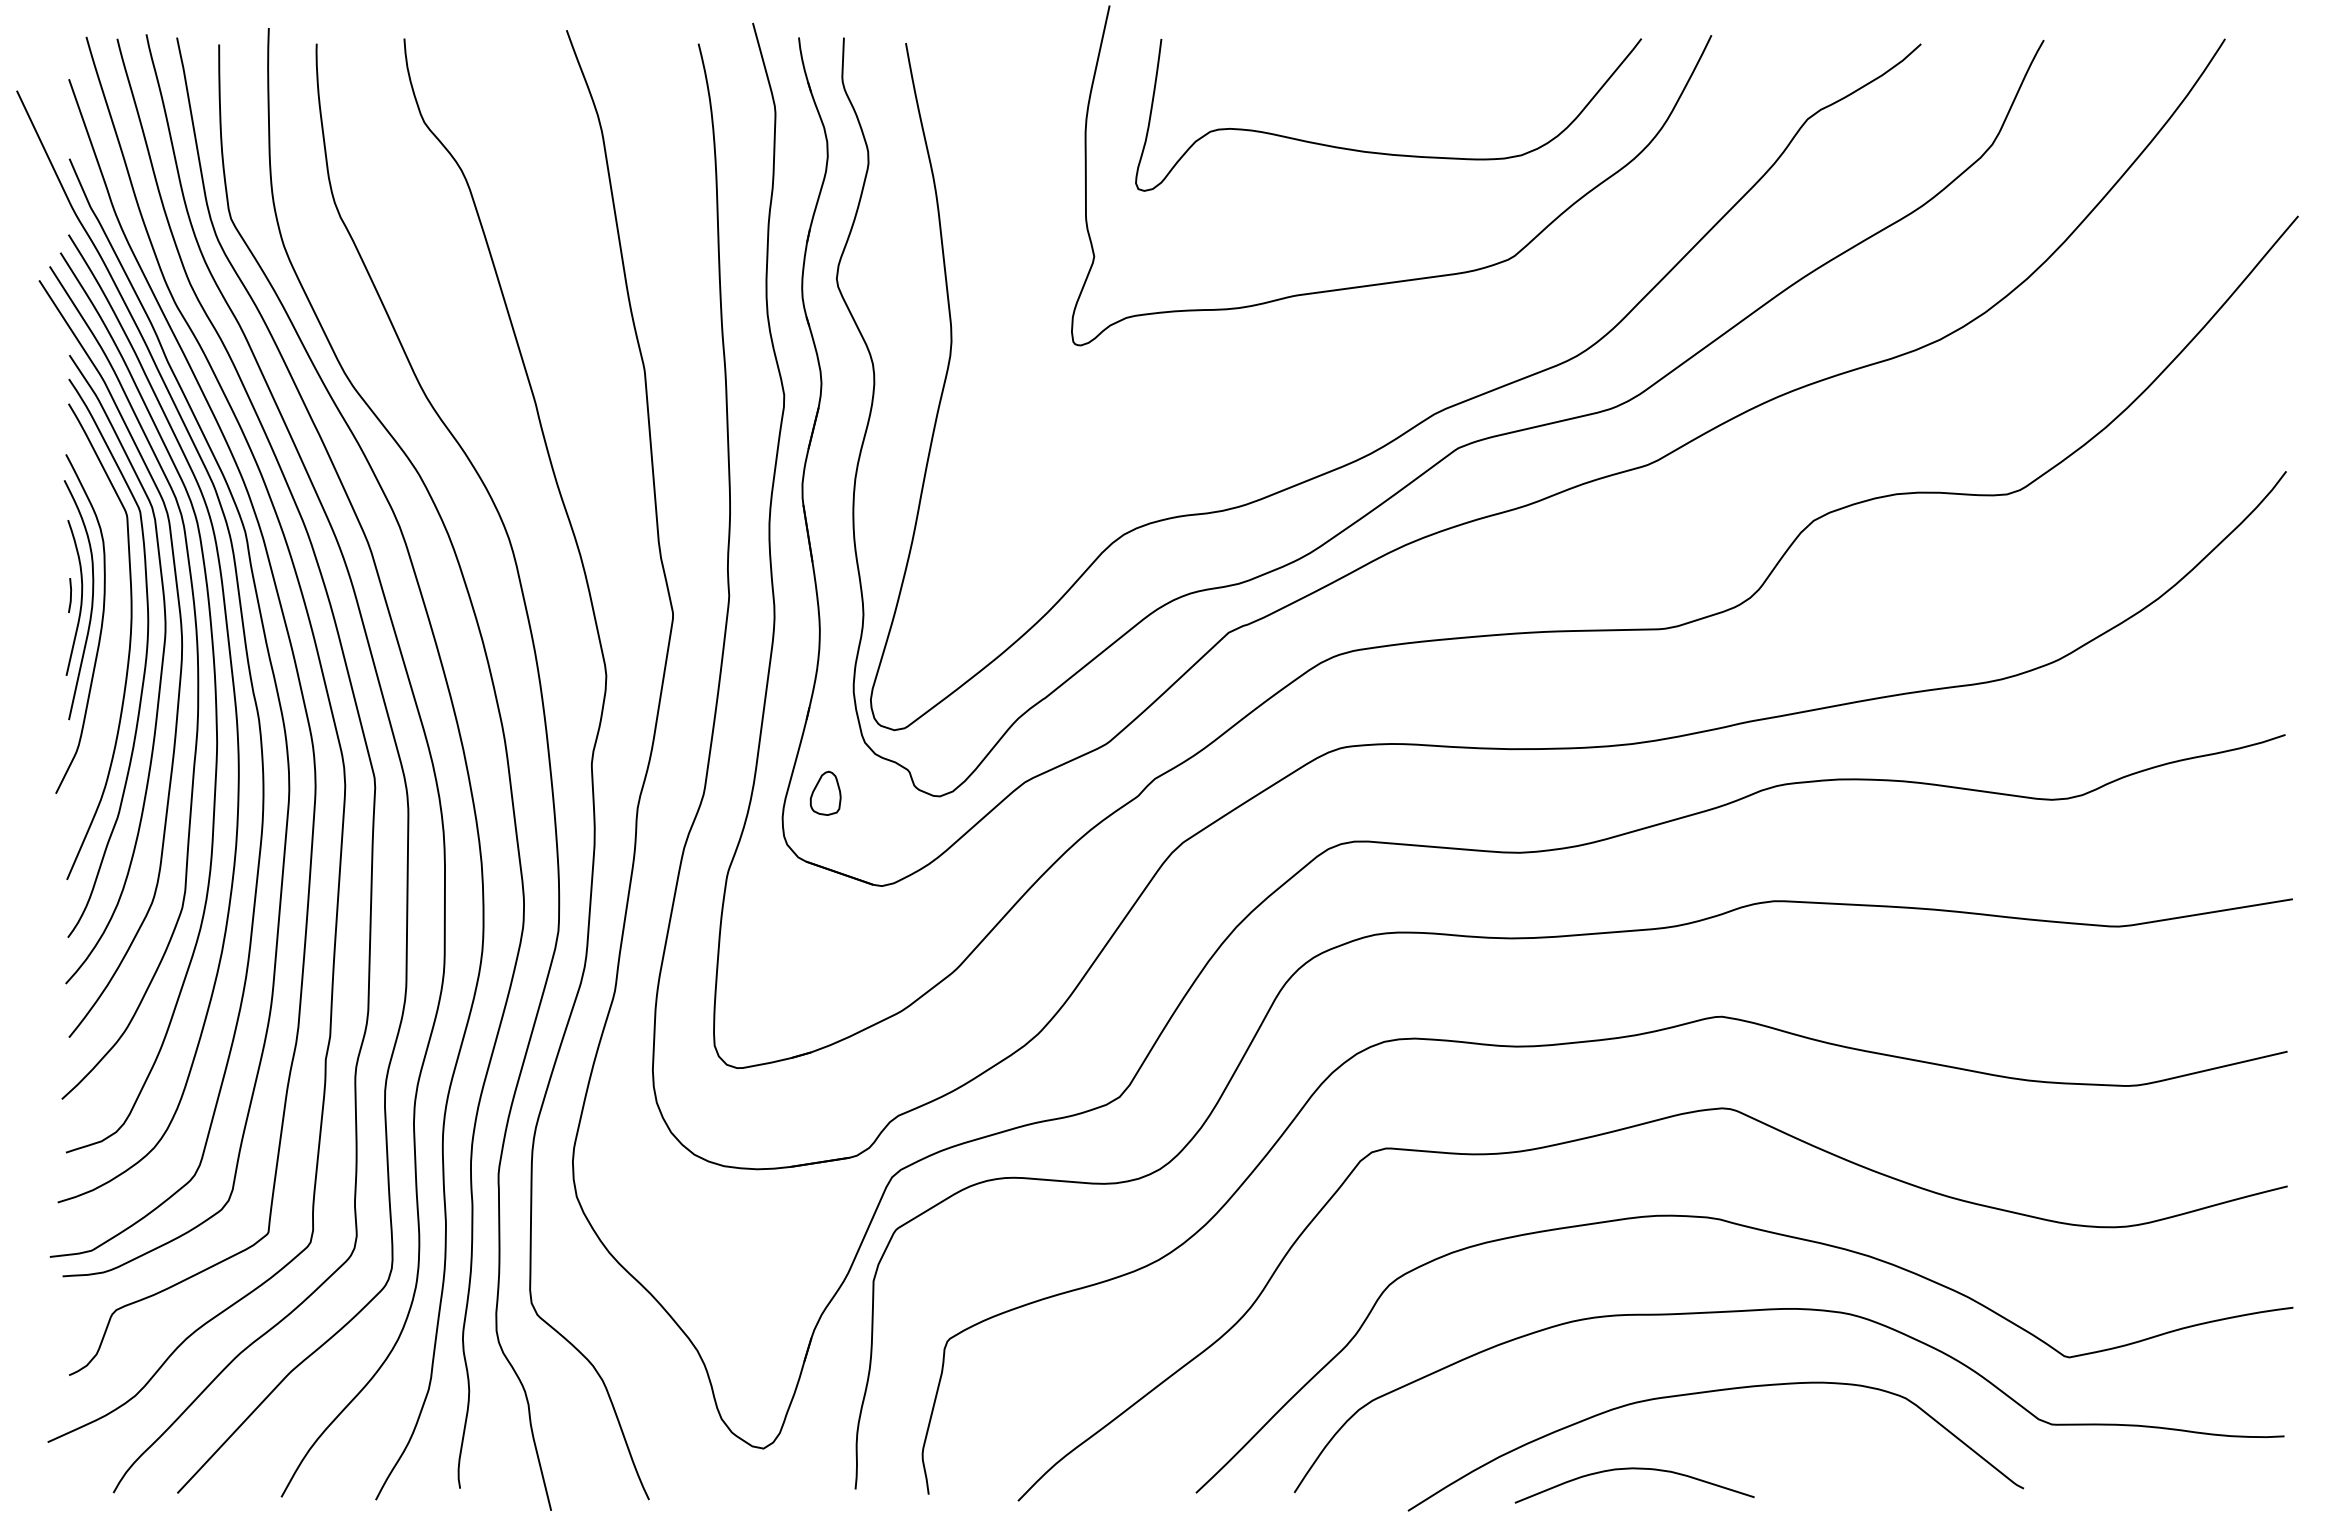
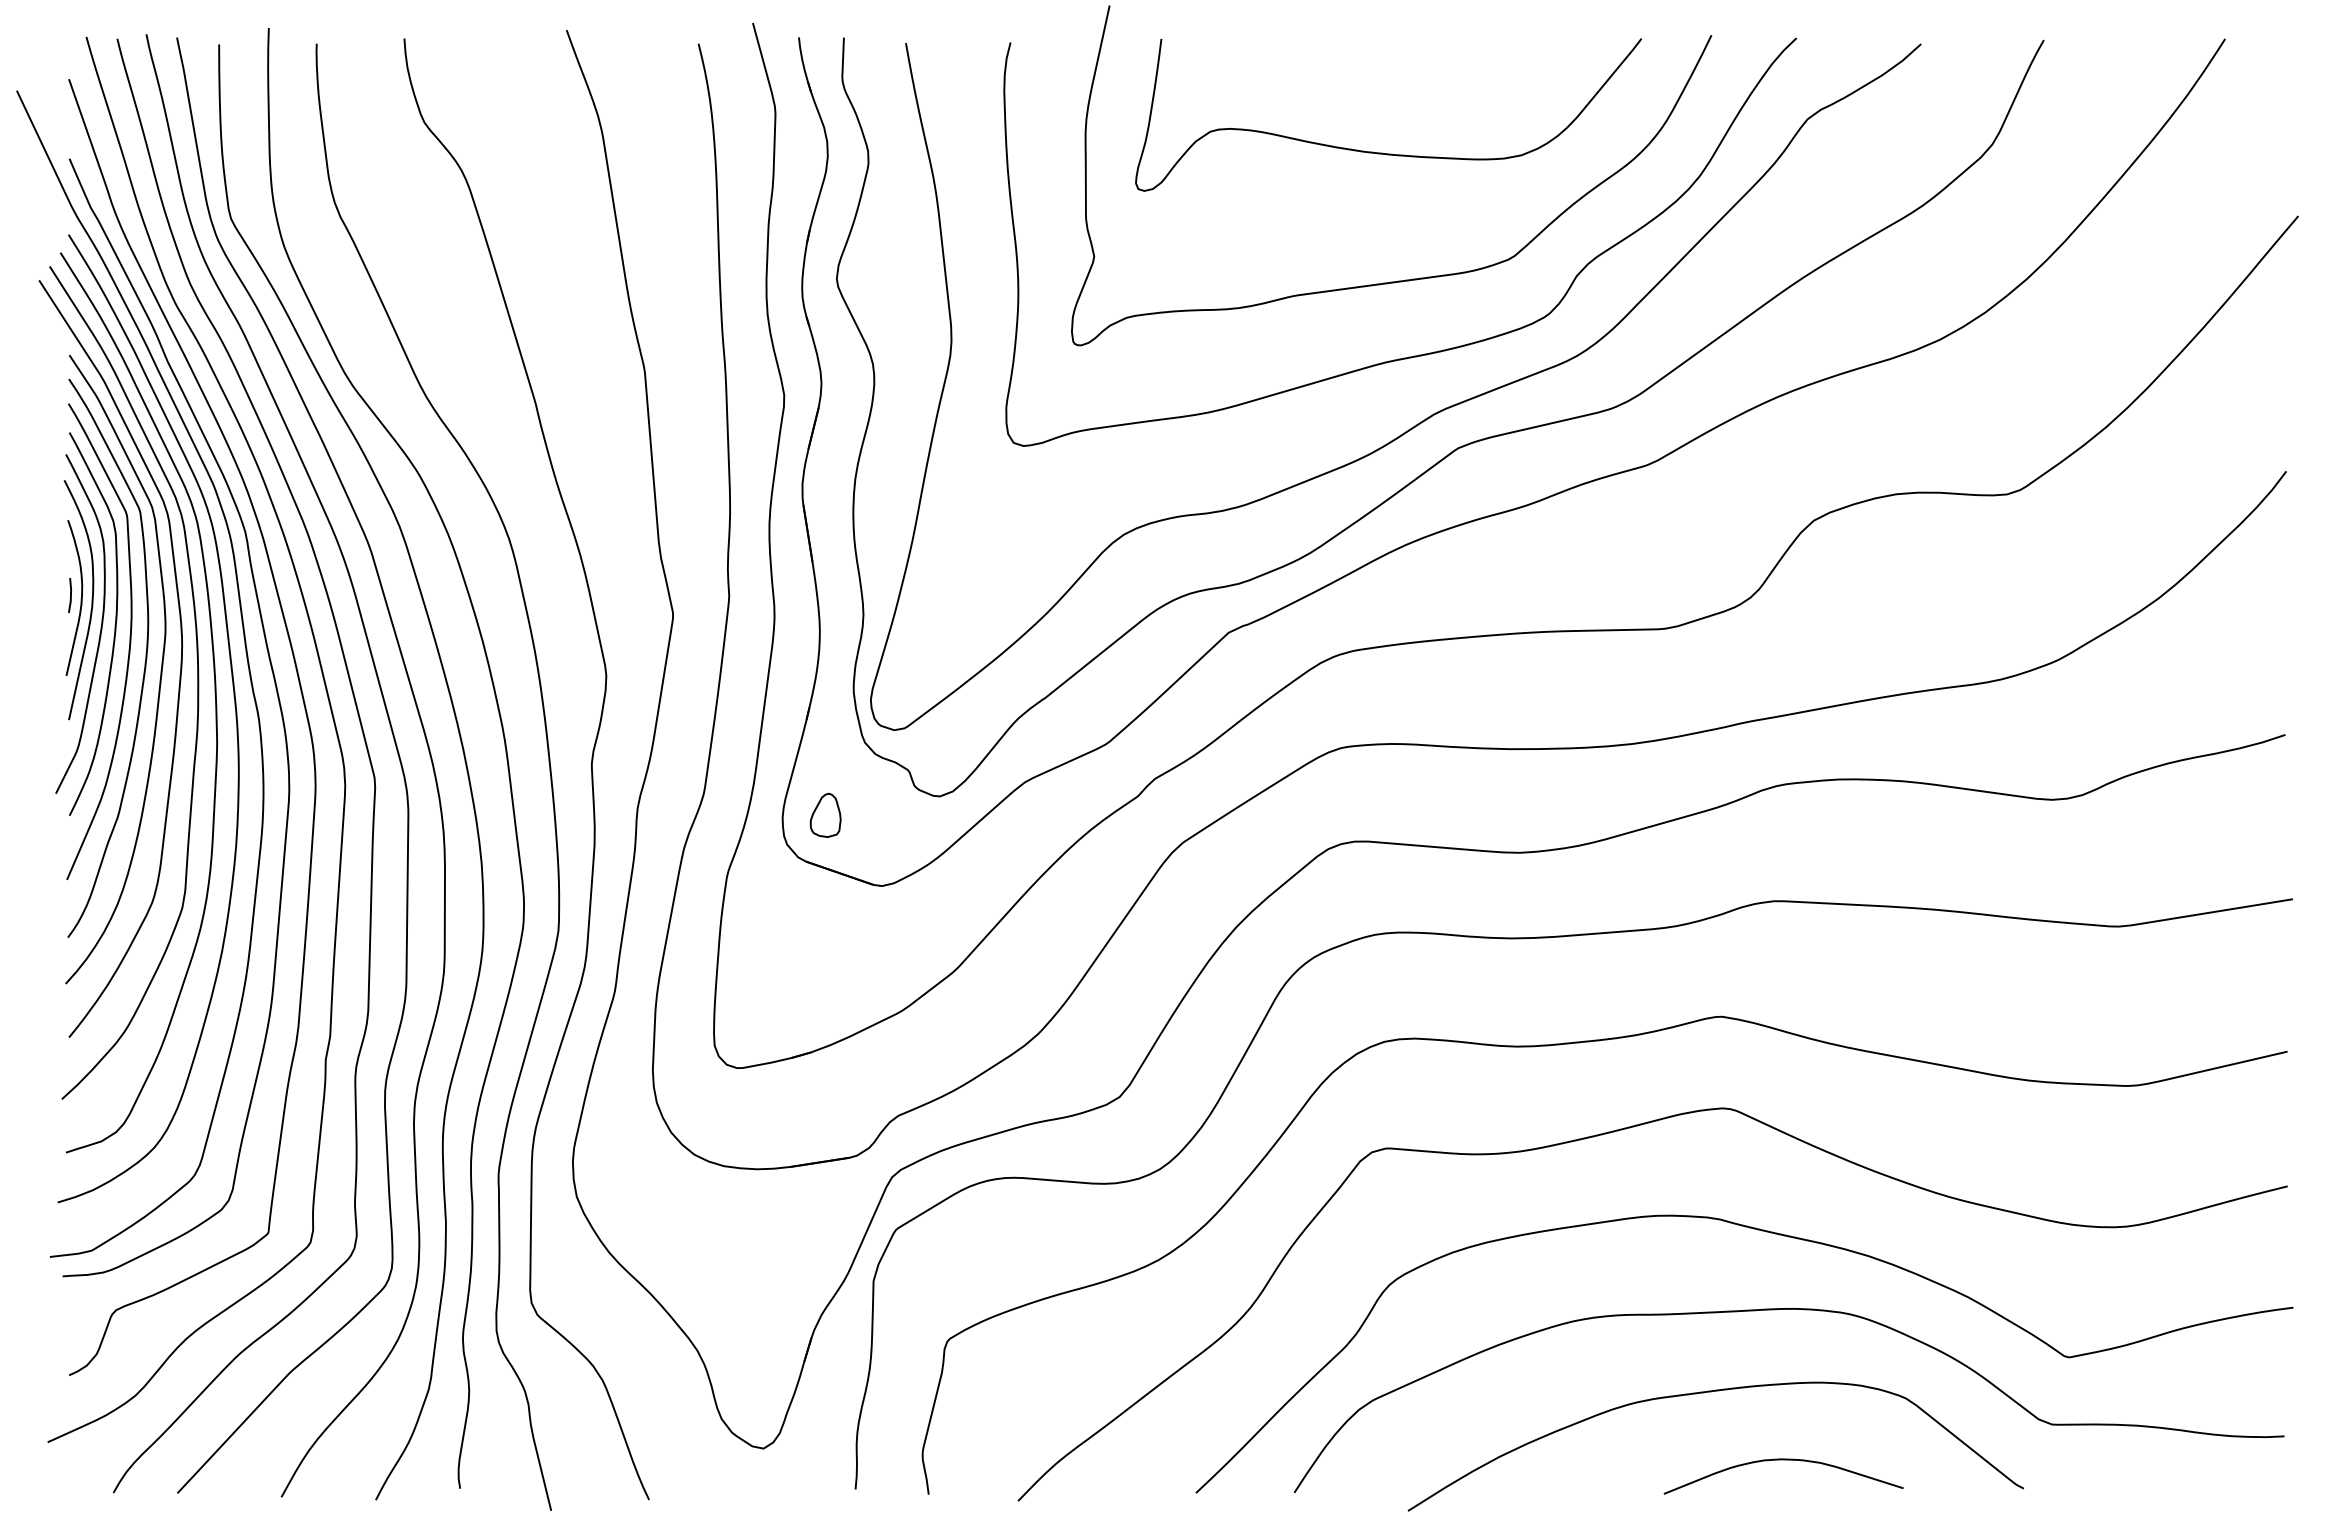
curve: none -> present (1424, 353)
curve: none -> present (114, 625)
part position: (825, 792) -> (825, 814) (825, 814)
curve position: (1634, 1469) -> (1783, 1460) (1783, 1460)
